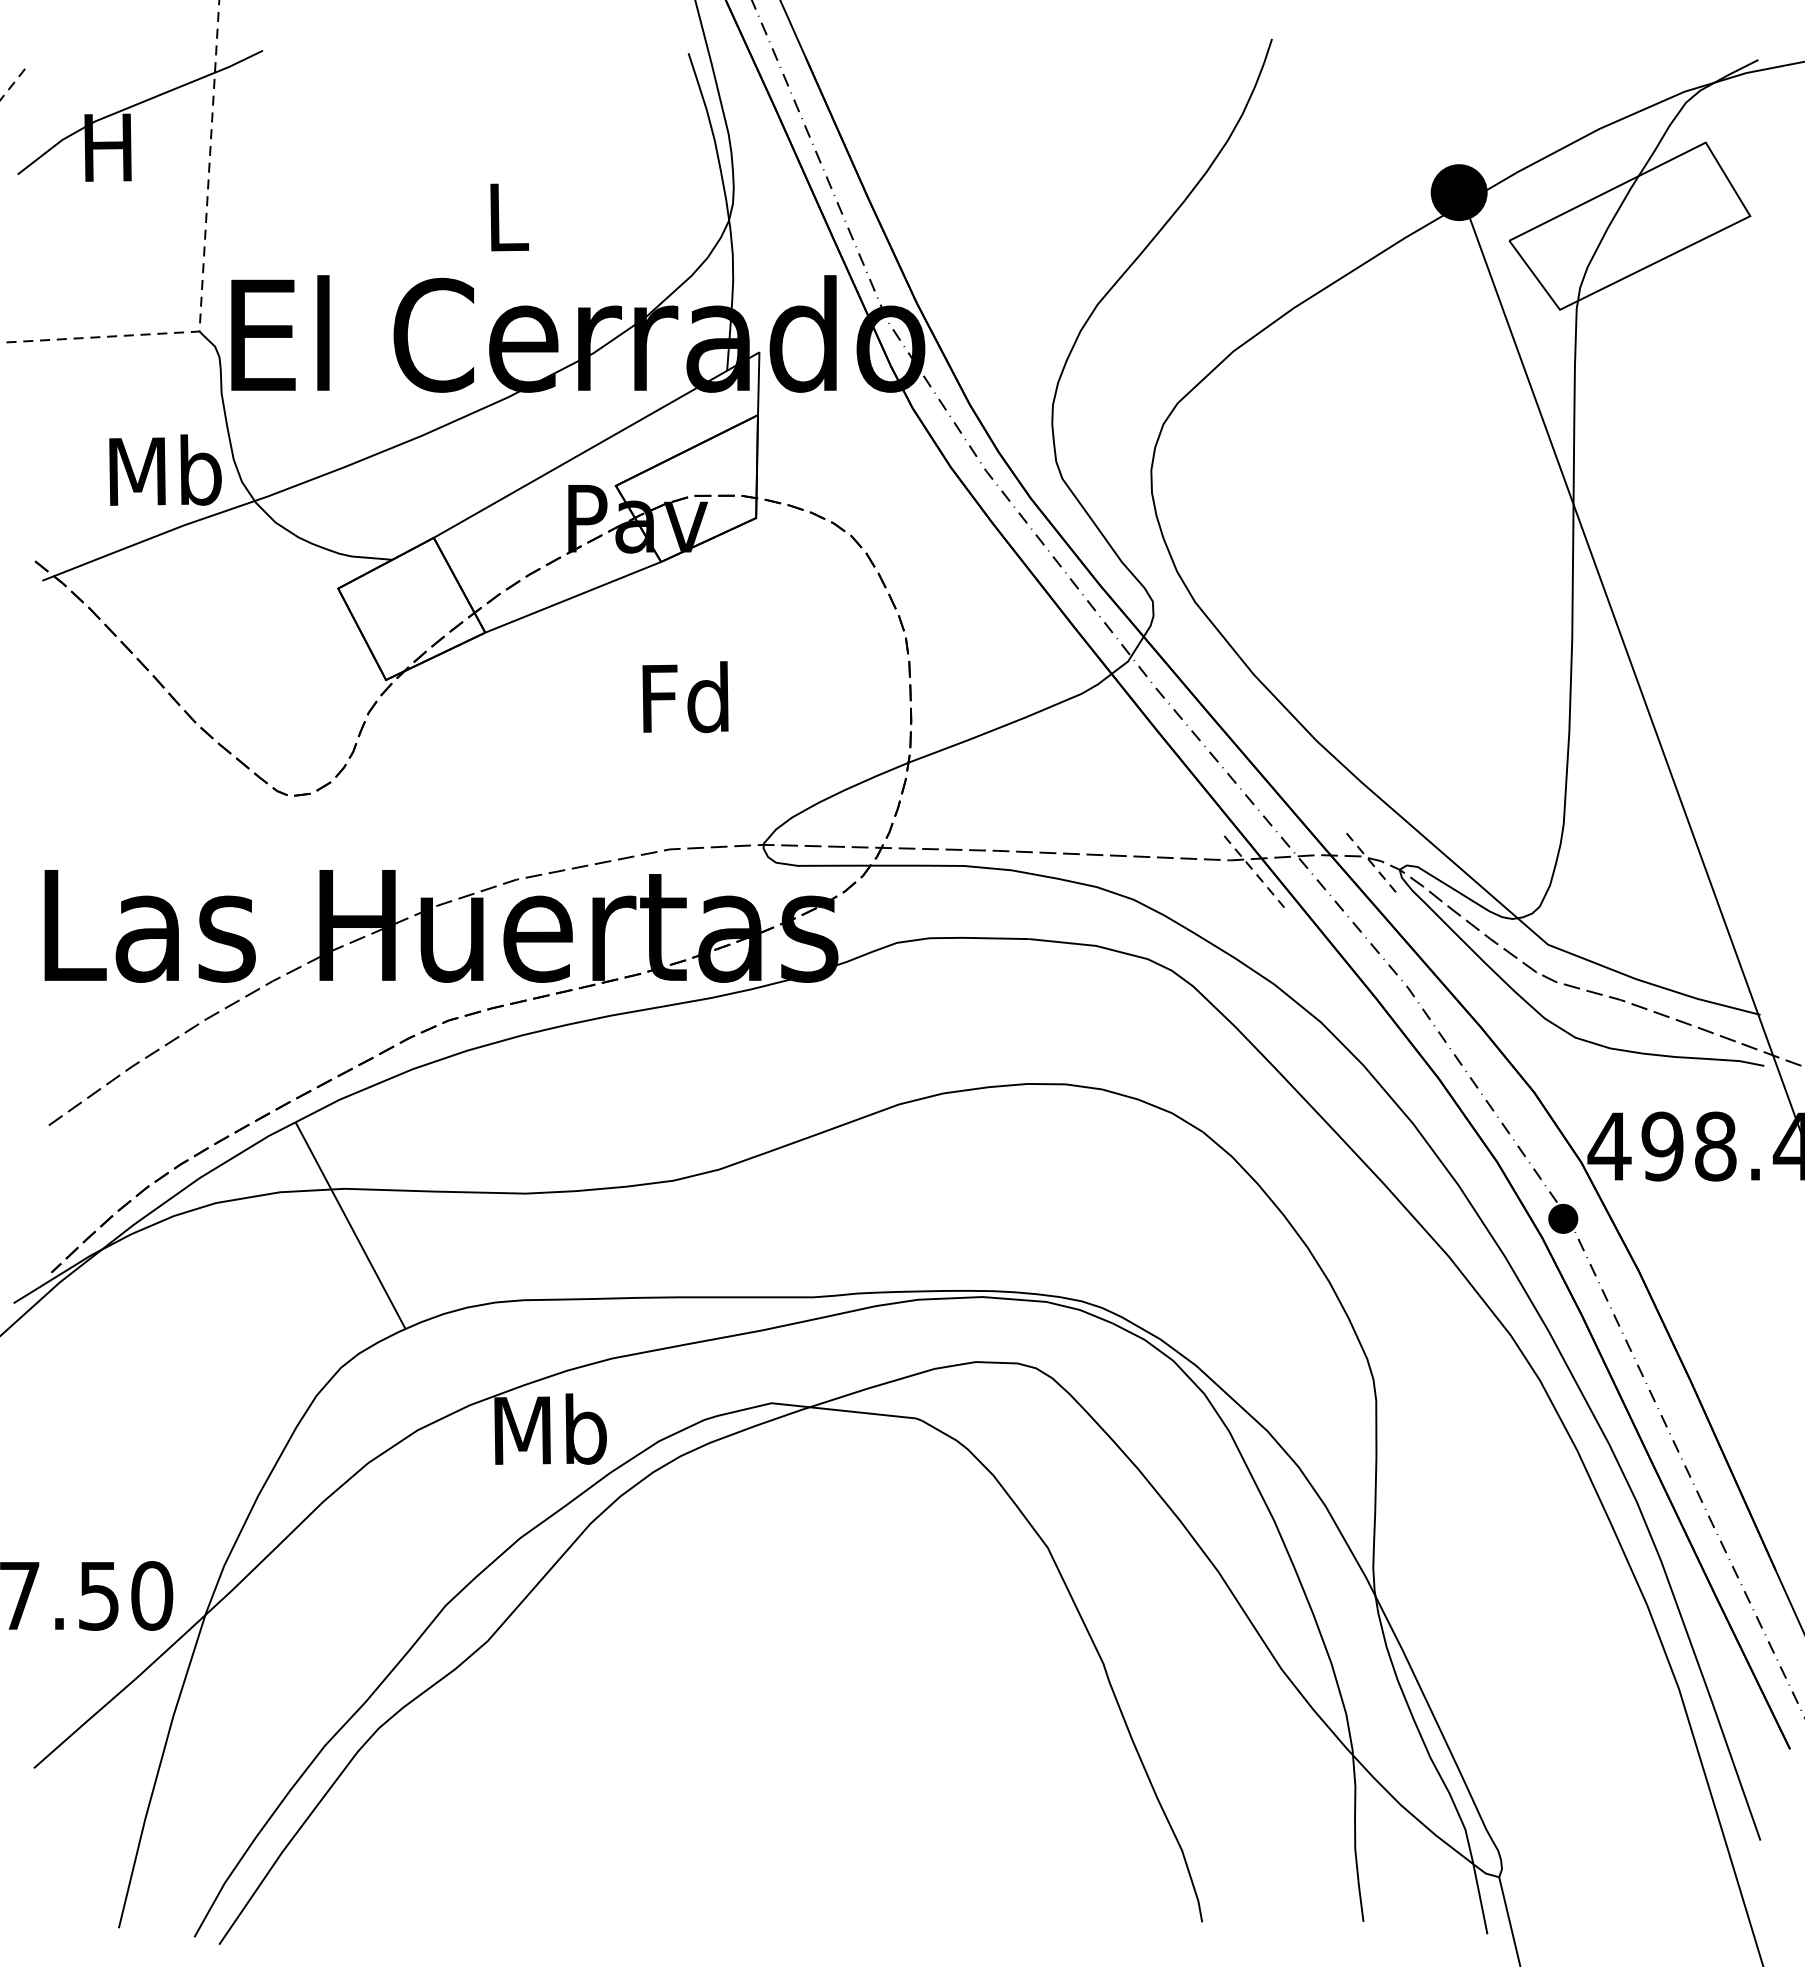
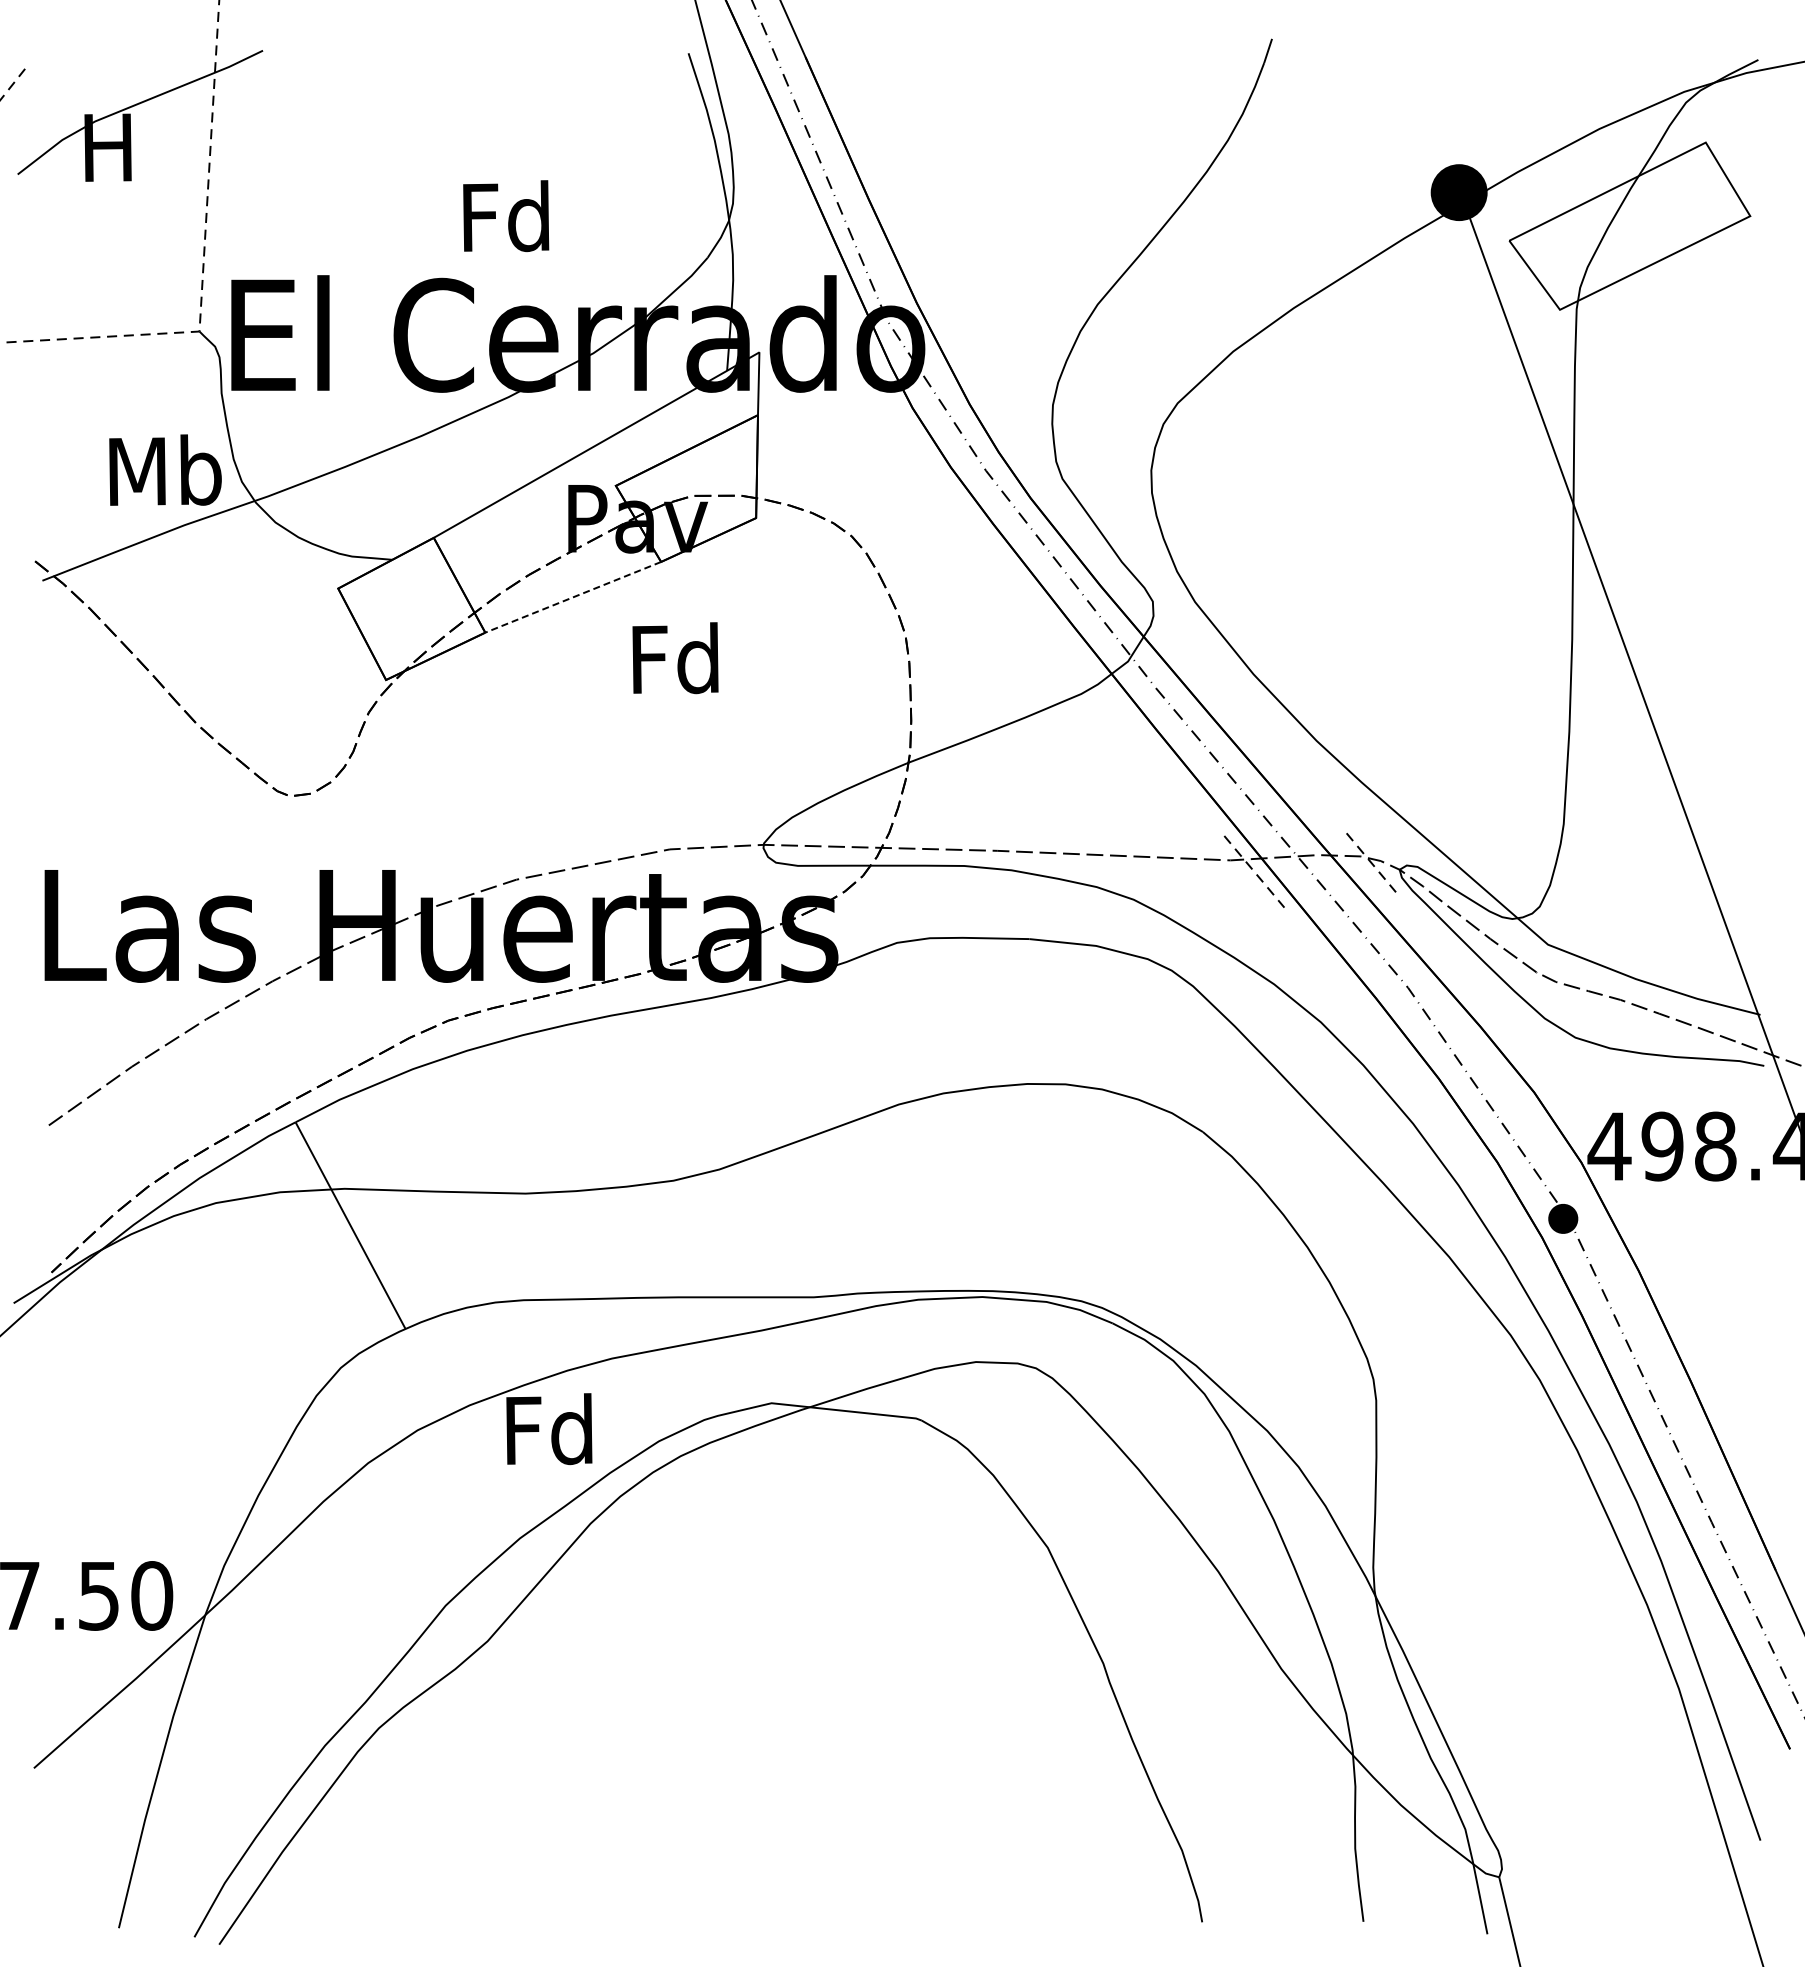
text: L -> Fd (506, 216)
line: solid -> dashed (573, 597)
text position: (685, 697) -> (675, 658) (675, 658)
text: Mb -> Fd (550, 1429)
